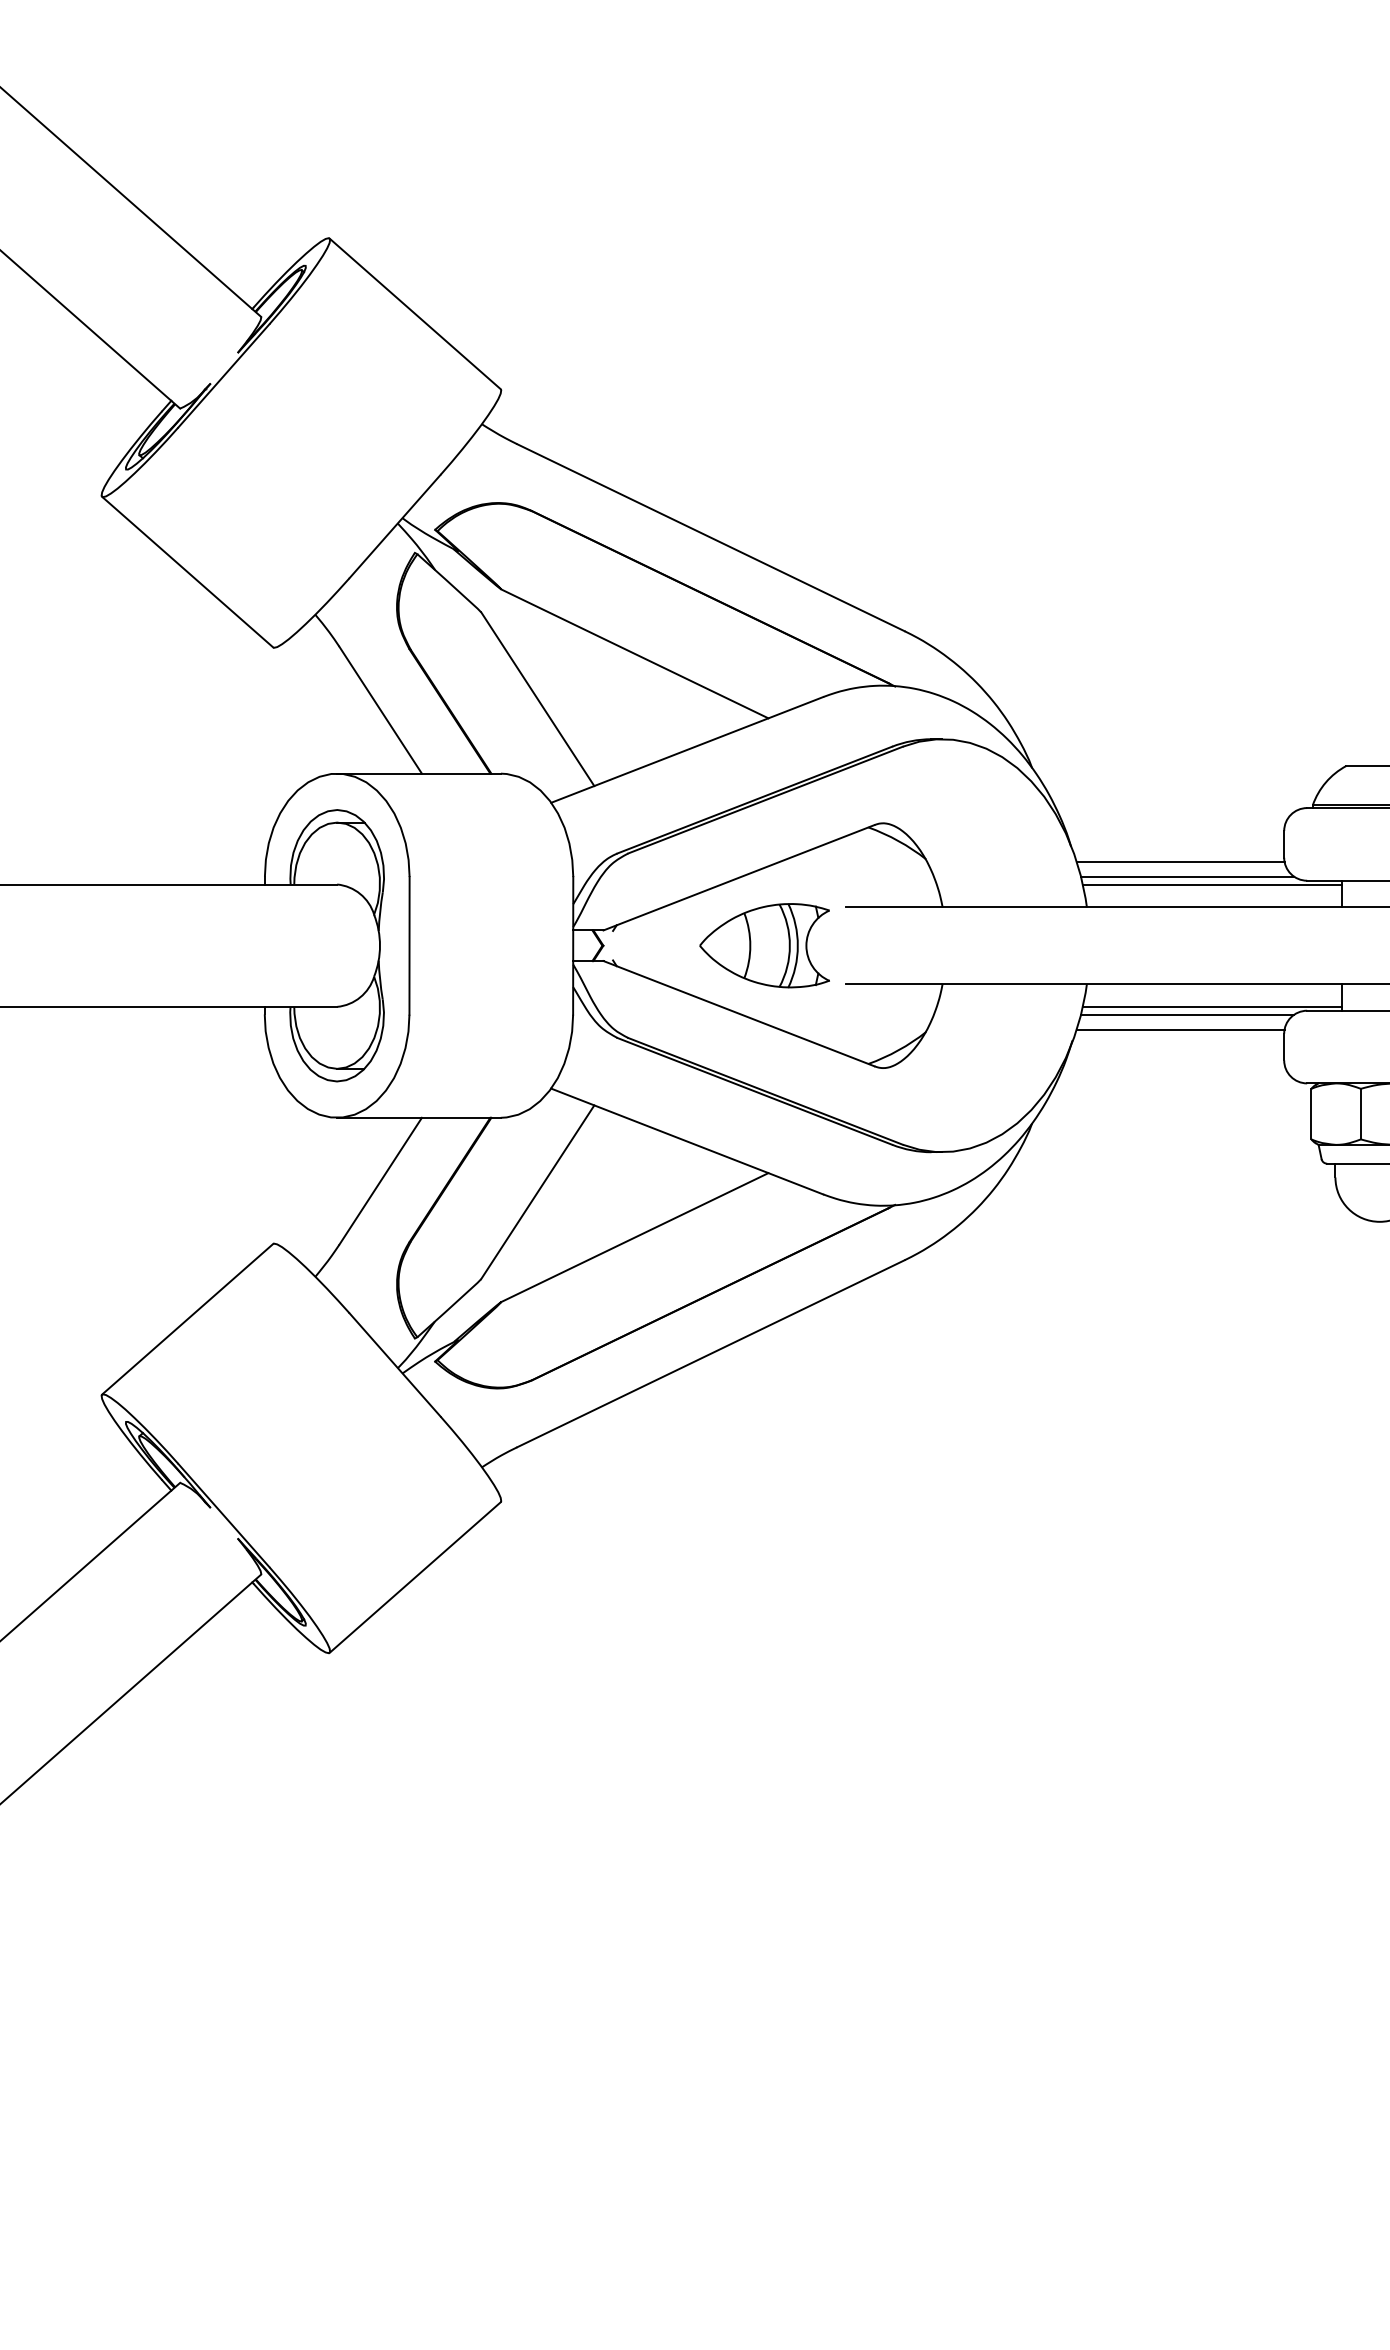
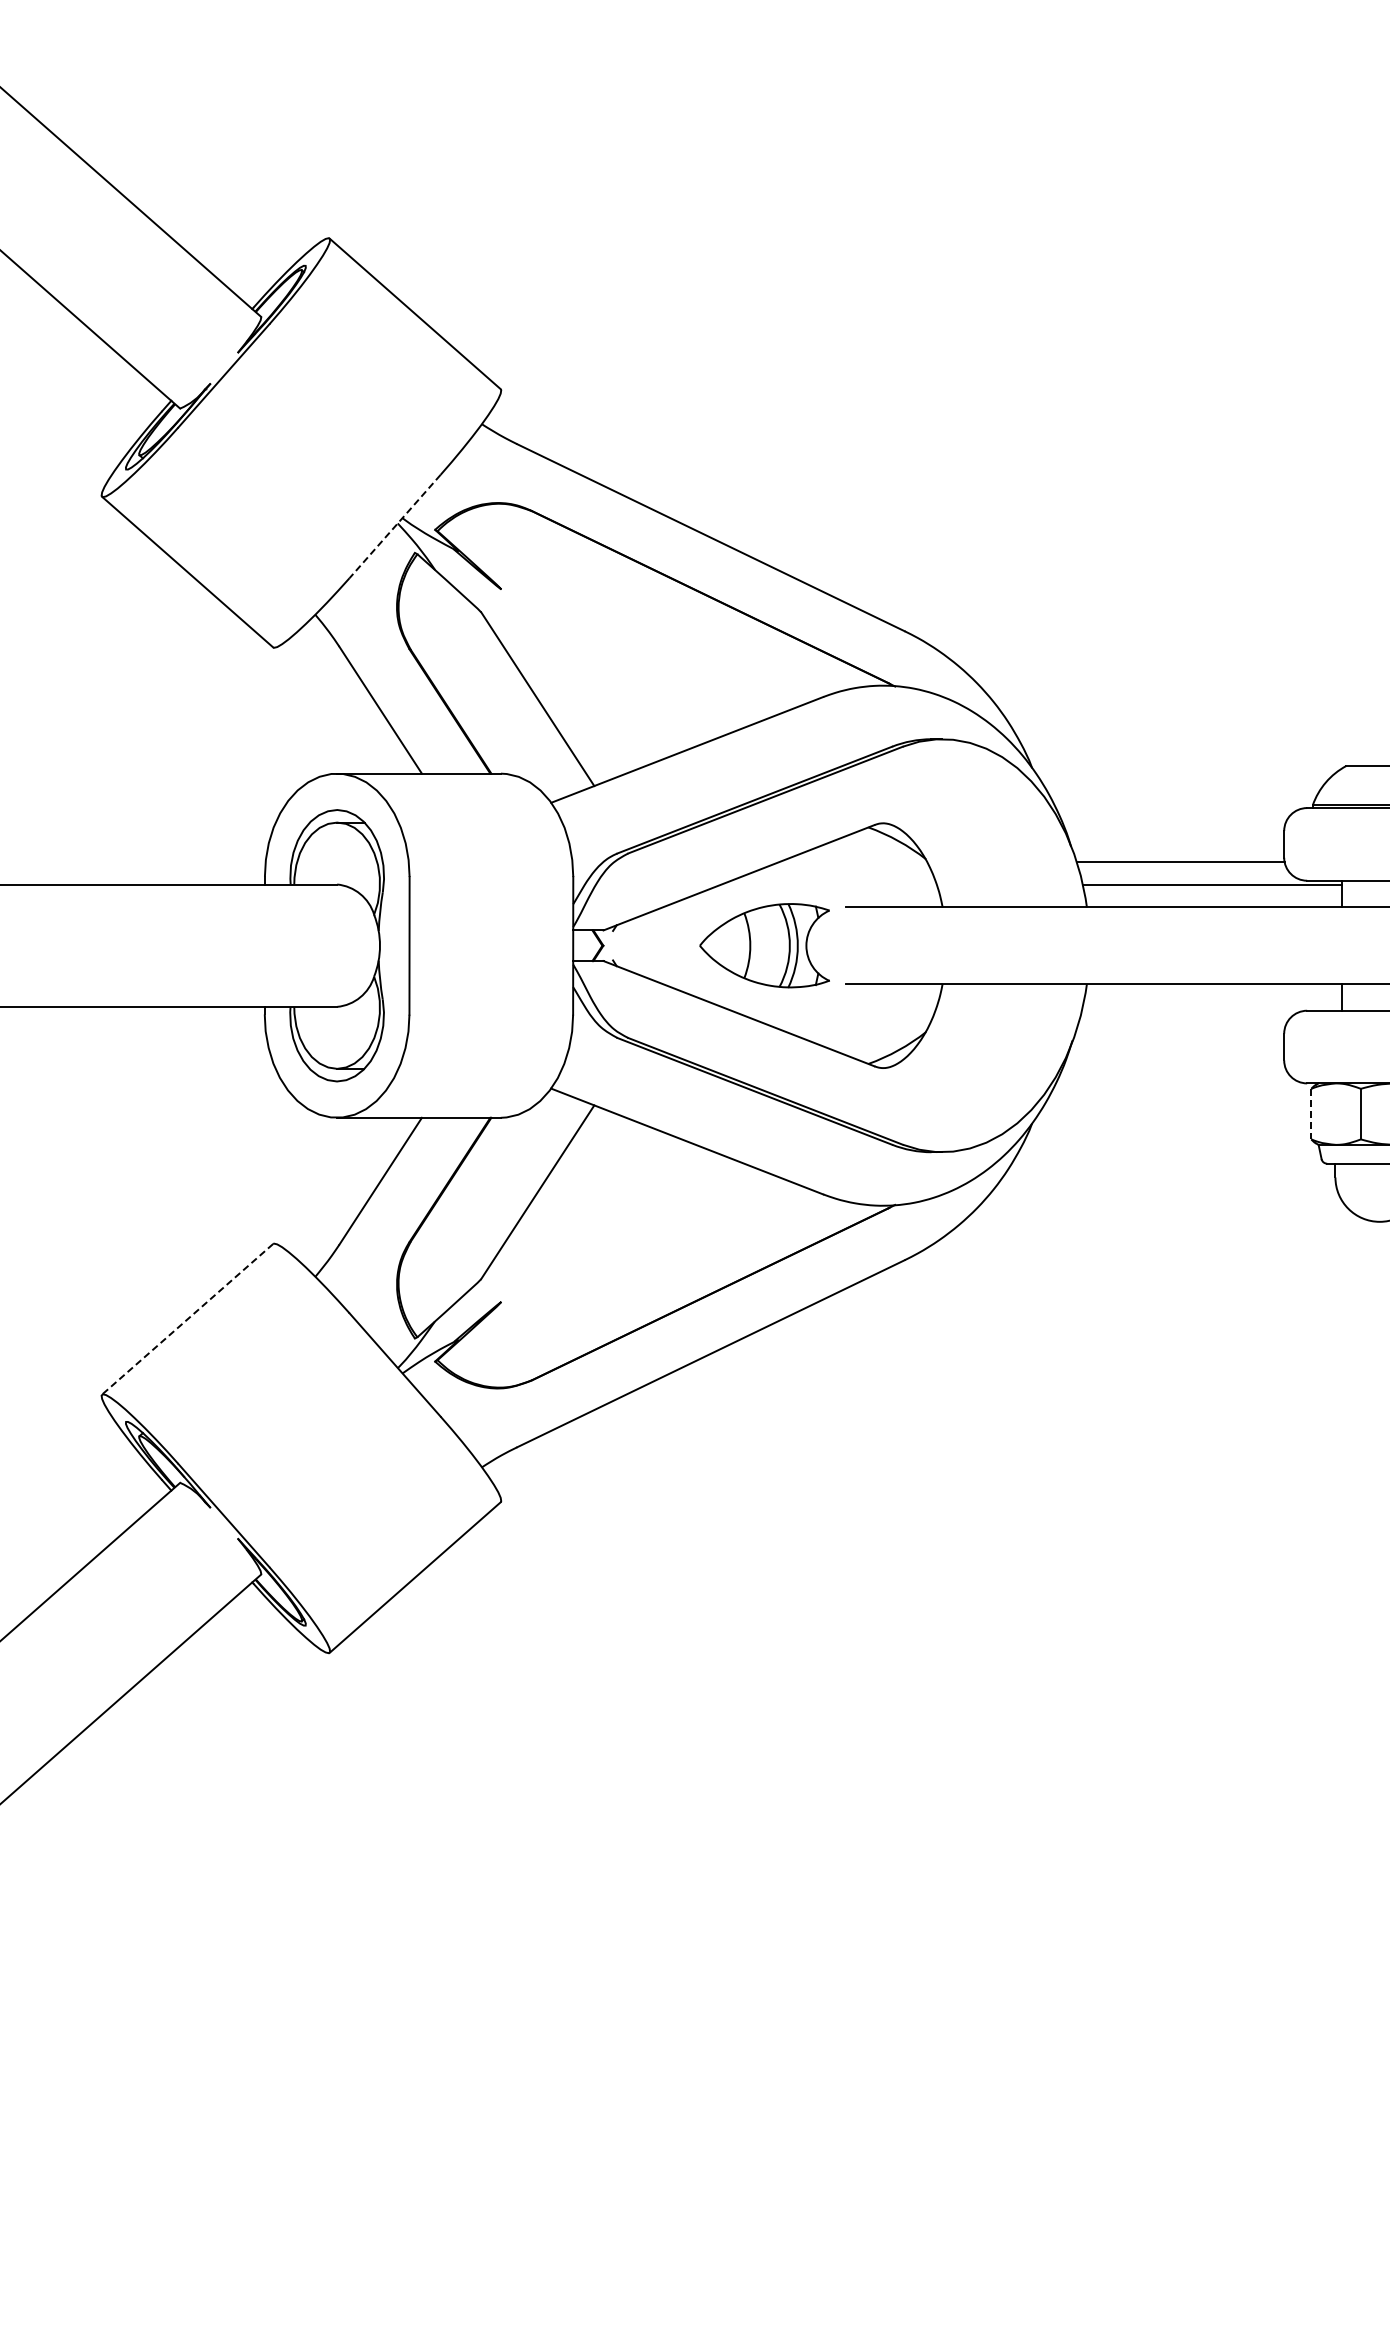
line: solid -> dashed (395, 526)
line: present -> none (634, 653)
line: present -> none (1187, 876)
line: present -> none (1211, 1006)
line: present -> none (1187, 1014)
line: present -> none (1180, 1029)
line: solid -> dashed (1311, 1114)
line: present -> none (634, 1237)
line: solid -> dashed (187, 1319)
